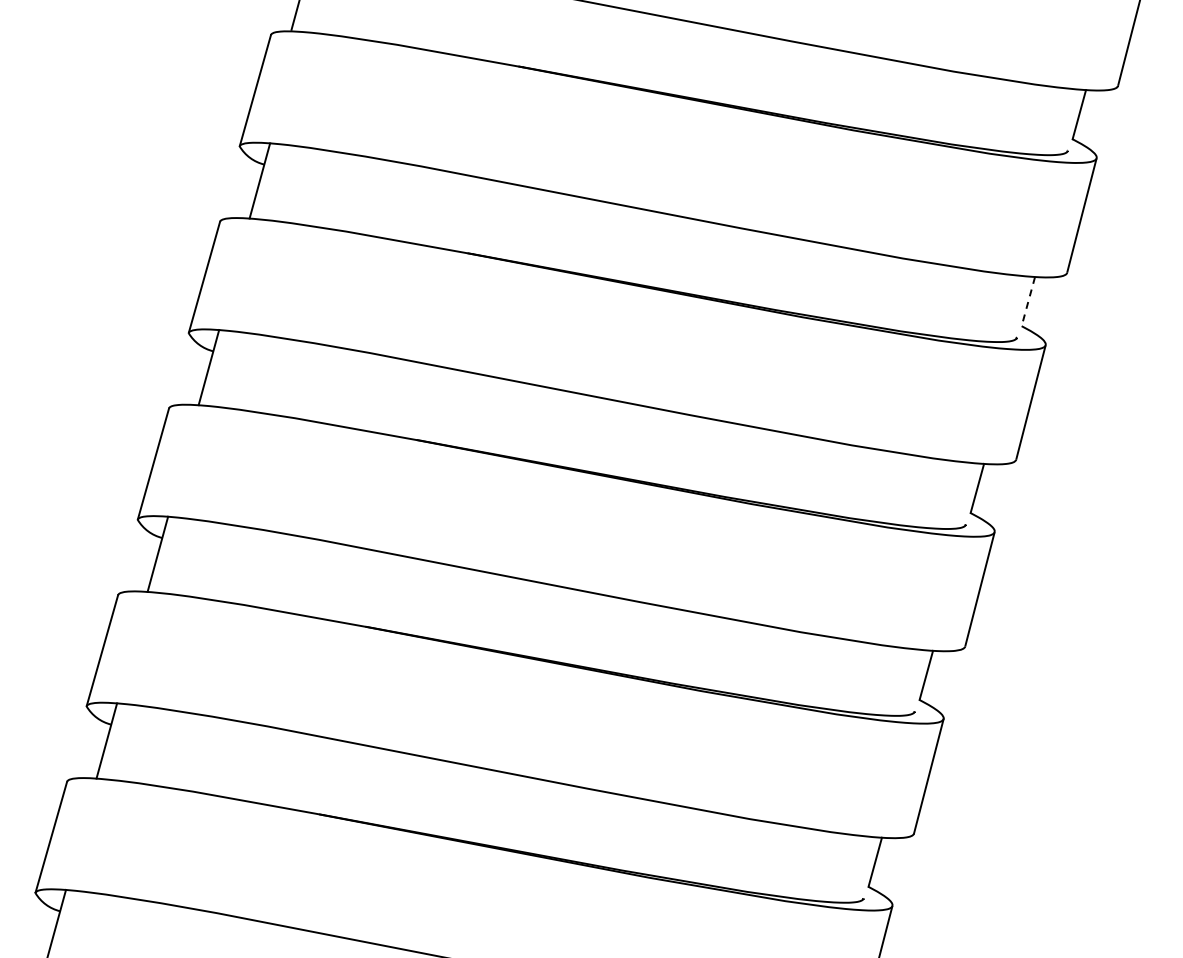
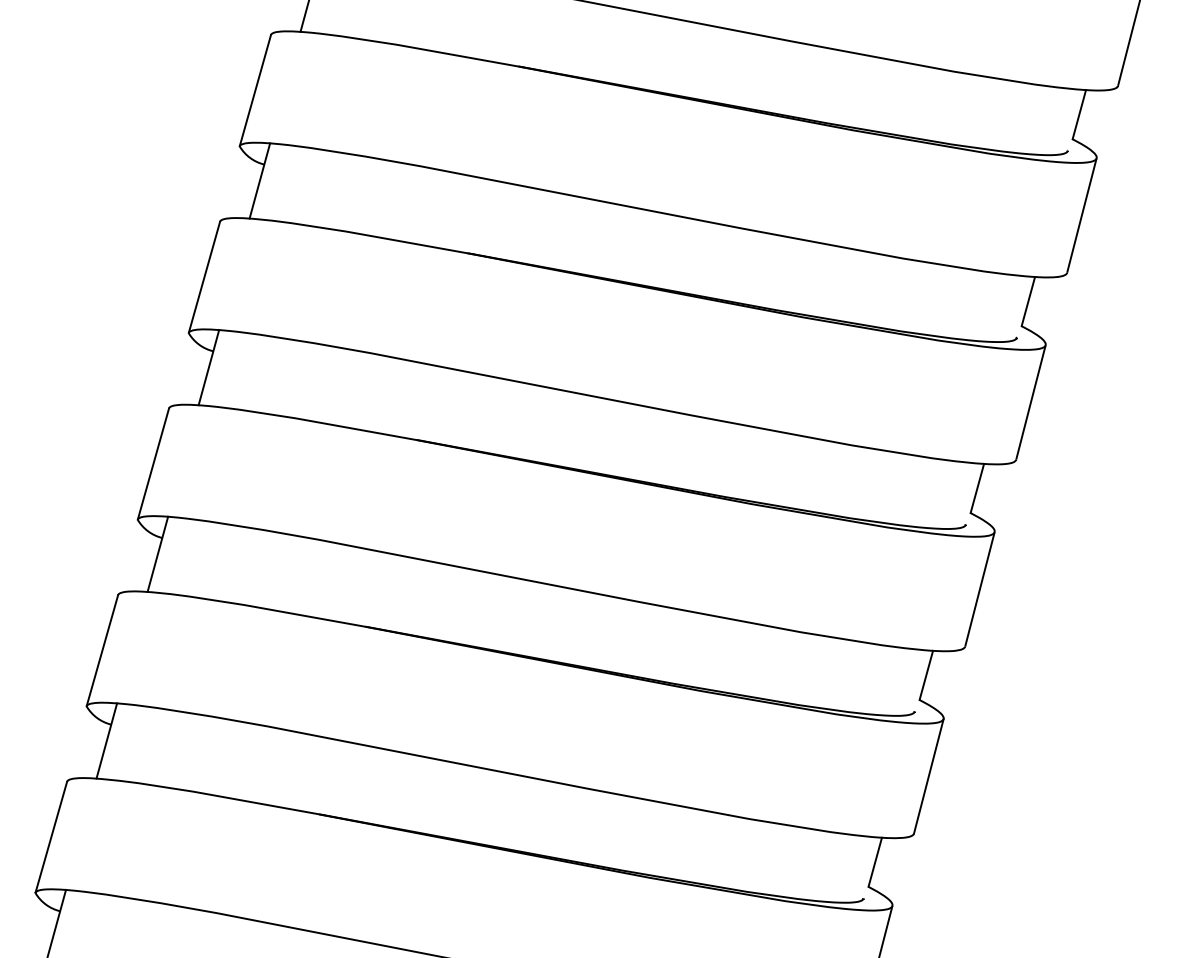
line position: (294, 15) -> (304, 16) (304, 16)
line: dashed -> solid (1028, 302)
